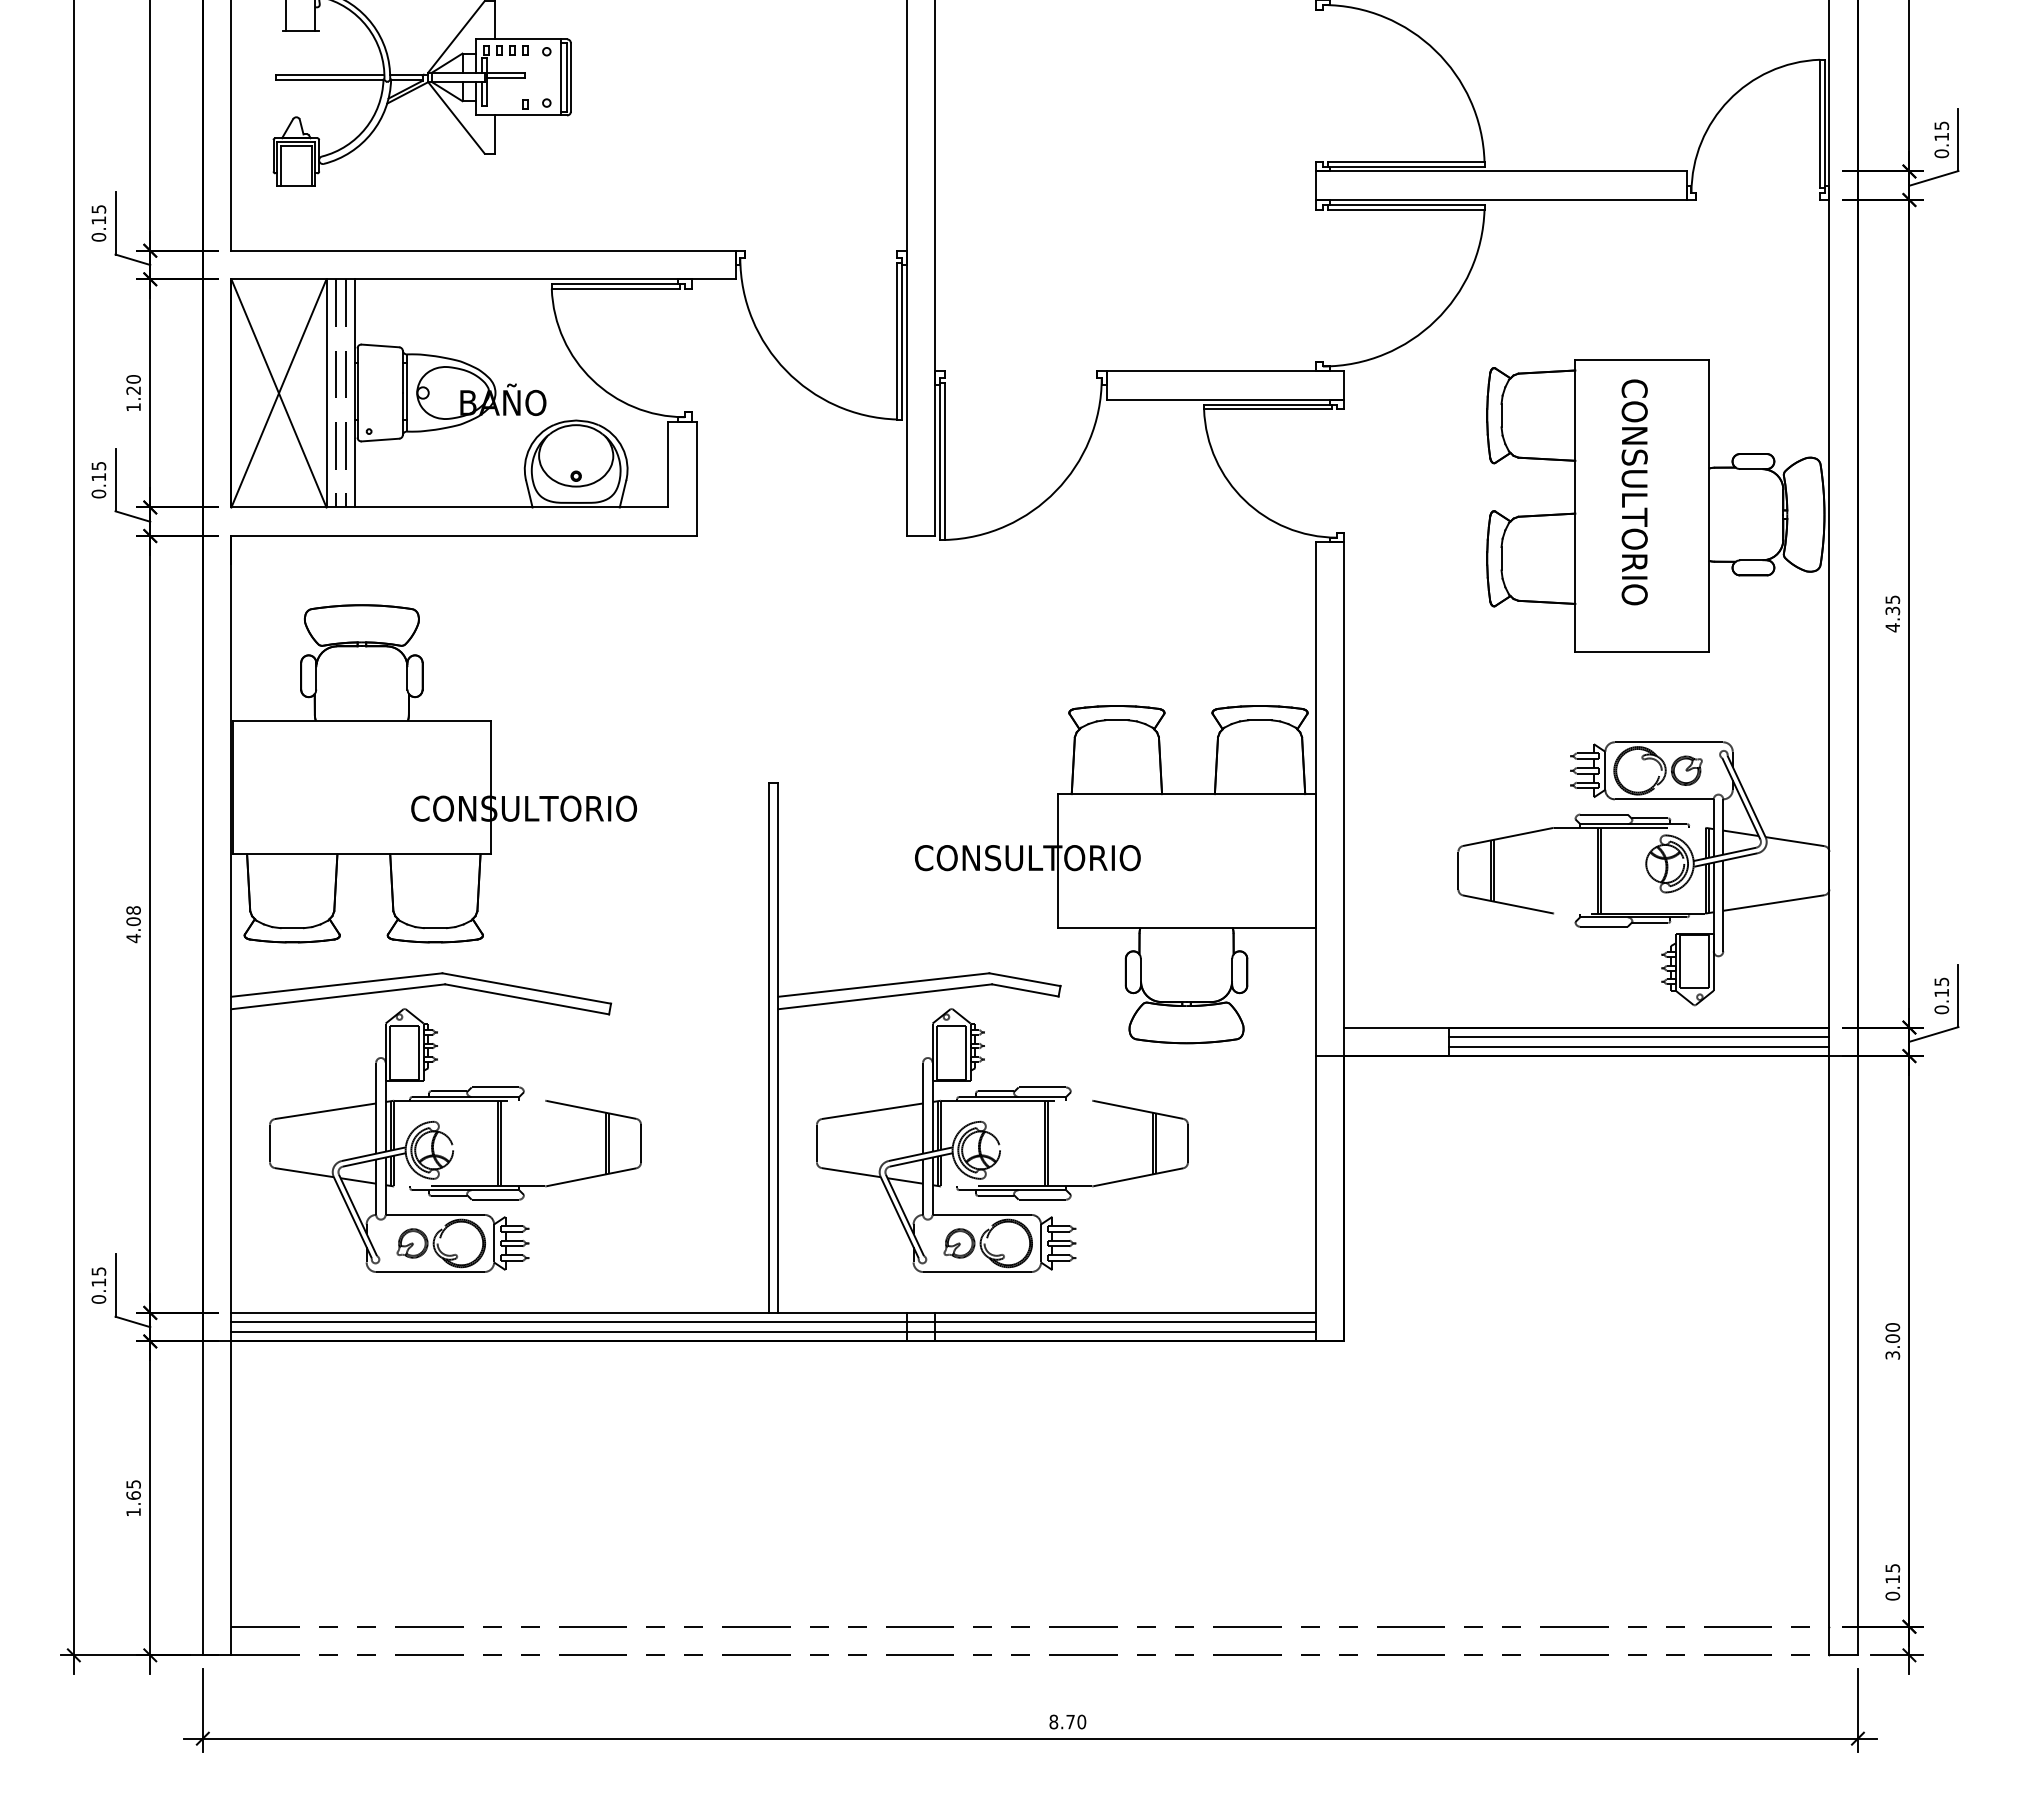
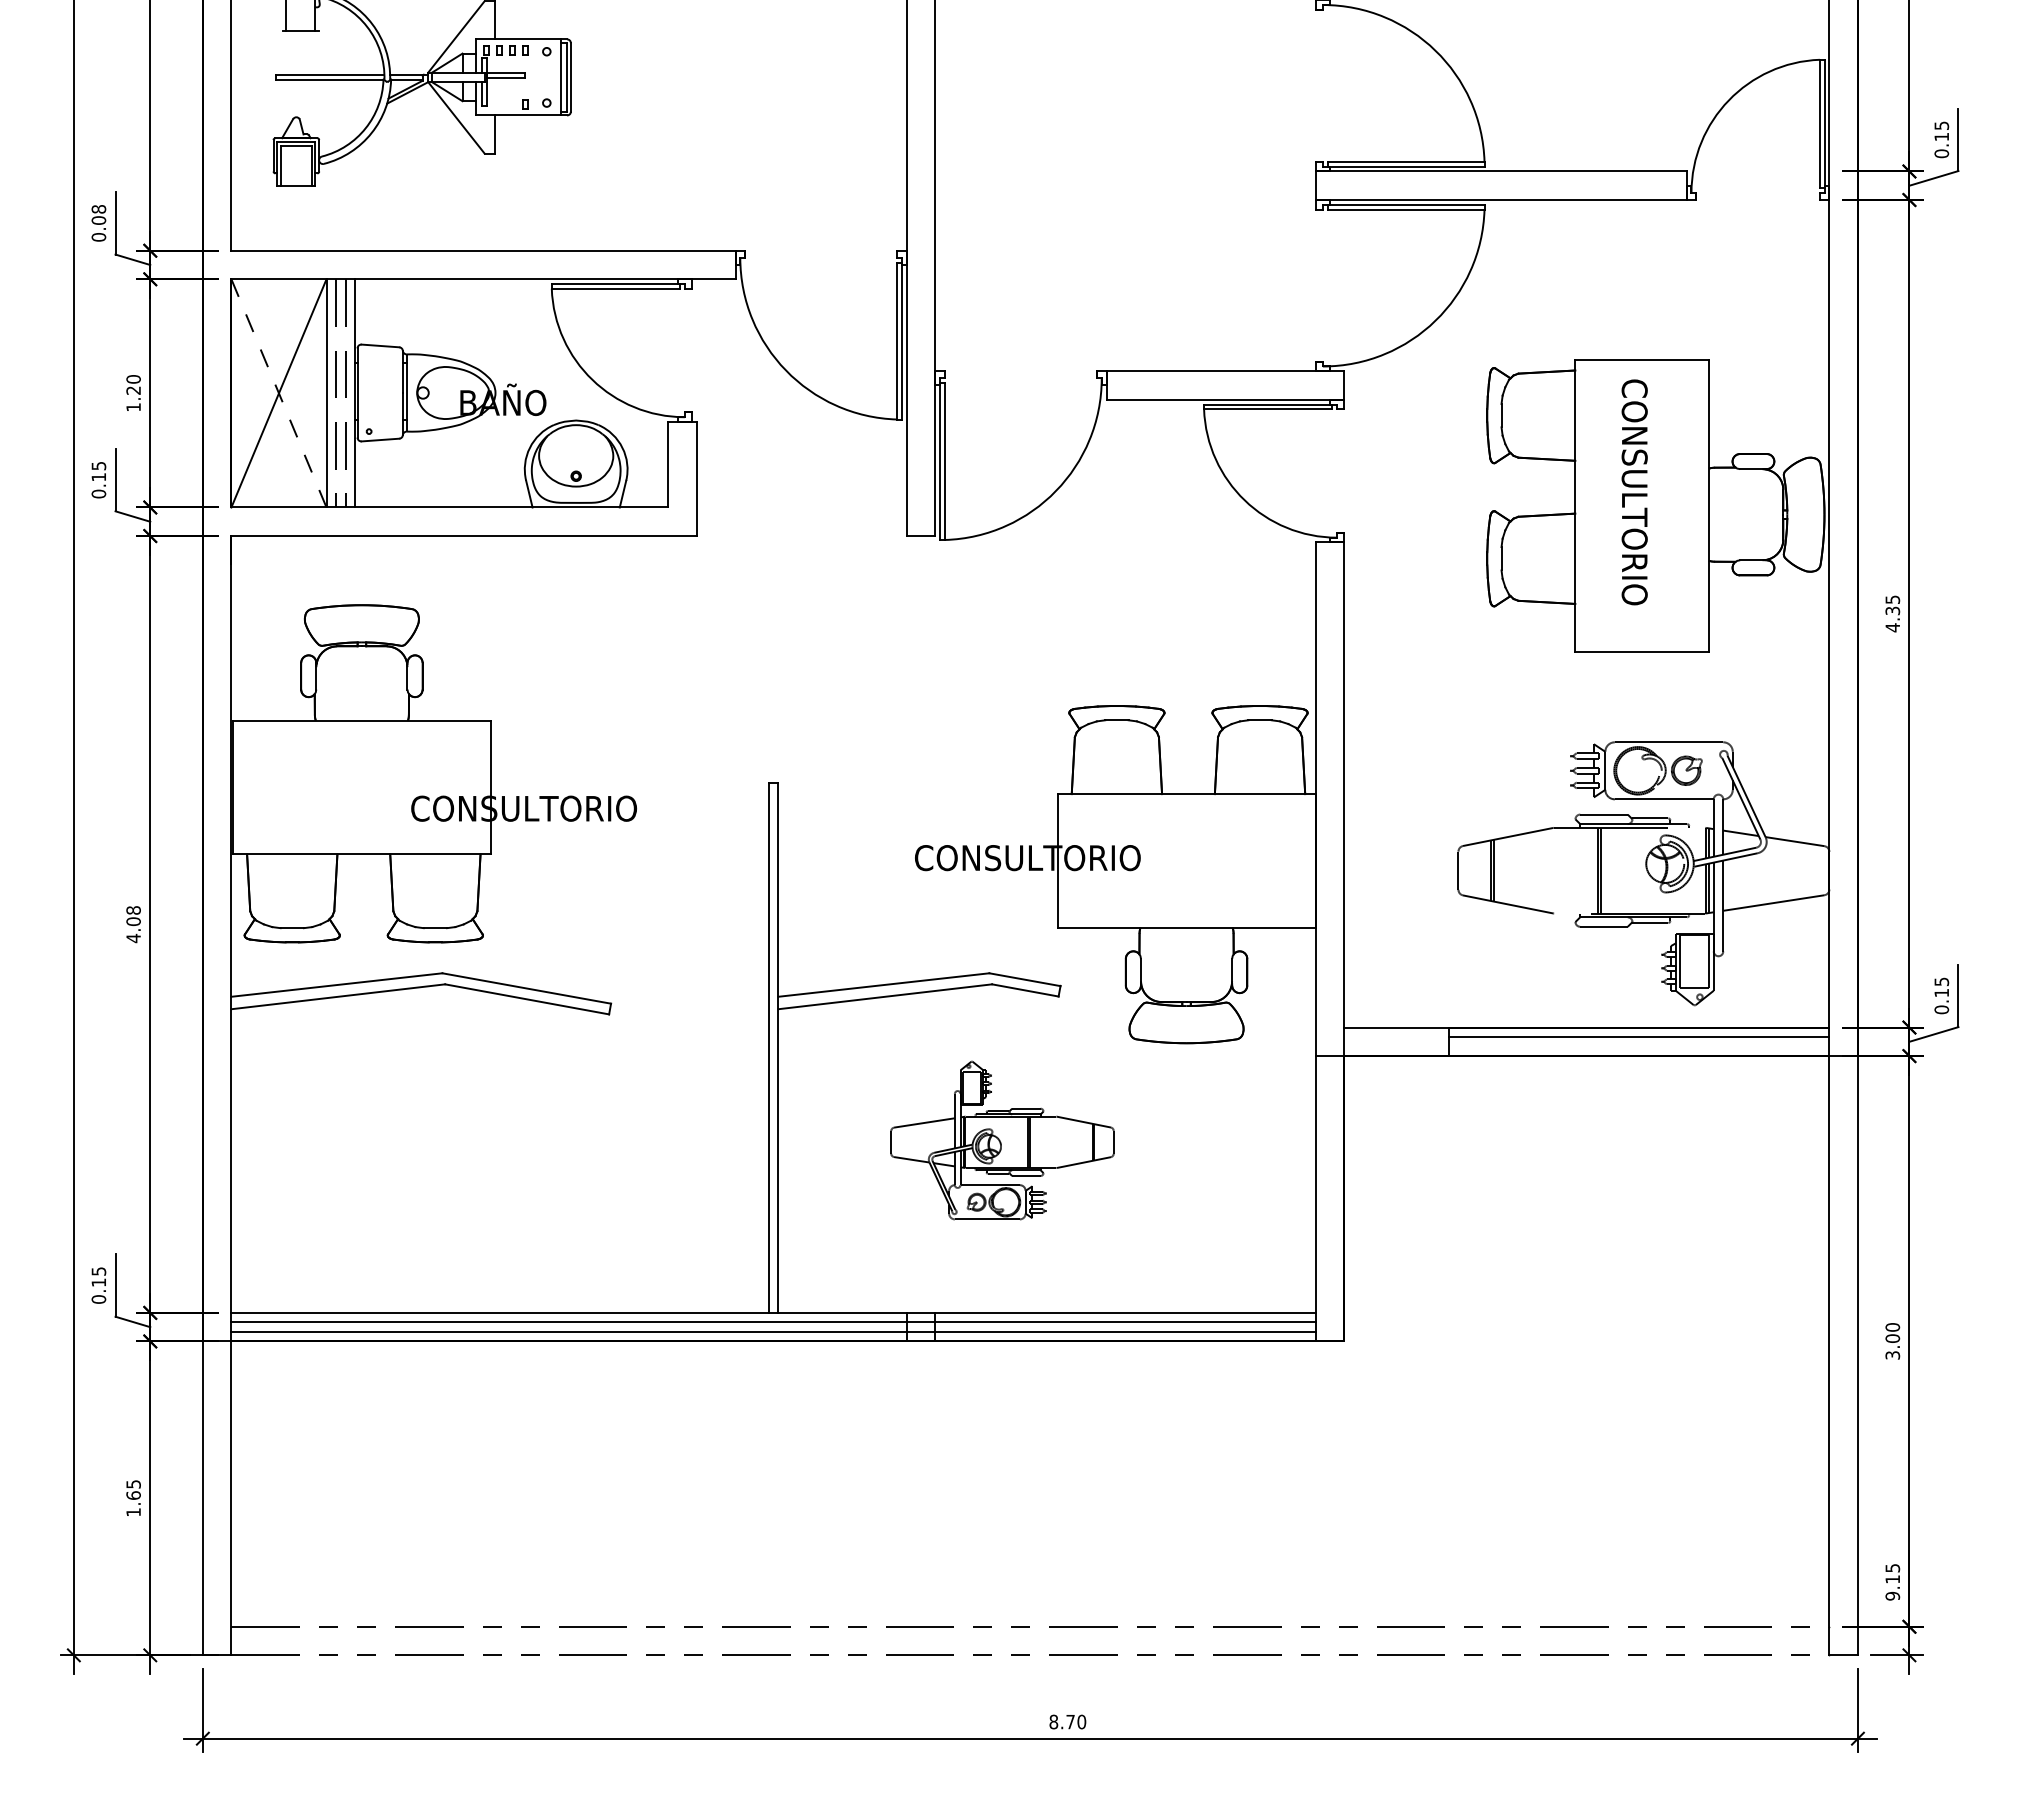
text: 0.15 -> 0.08 (98, 214)
line: solid -> dashed (278, 393)
line: present -> none (1638, 1046)
part: present -> none (455, 1140)
part size: 373x265 px -> 225x161 px (1002, 1140)
text: 0.15 -> 9.15 (1892, 1596)
